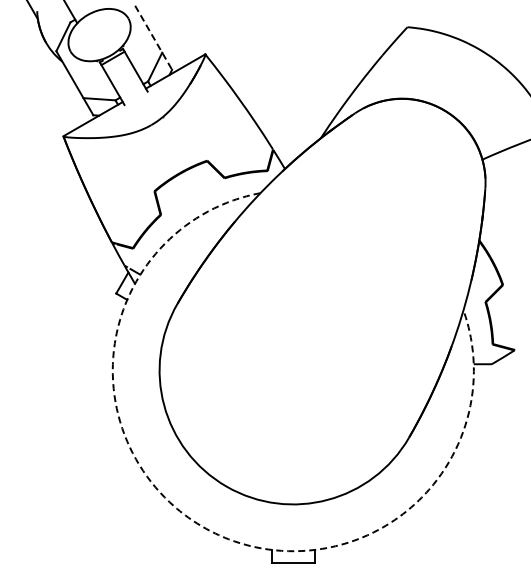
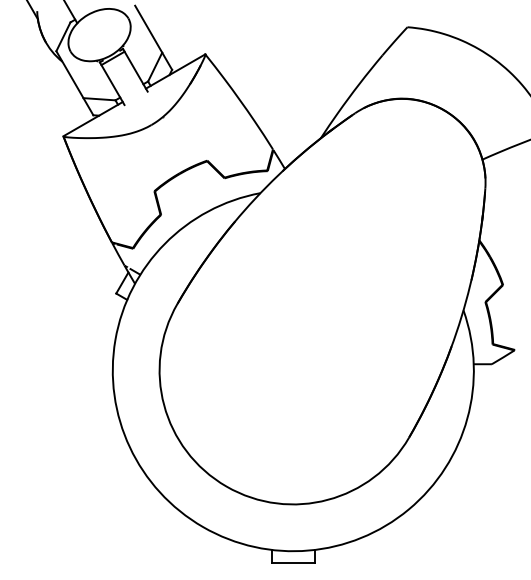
line: dashed -> solid (153, 37)
arc: dashed -> solid (203, 527)
